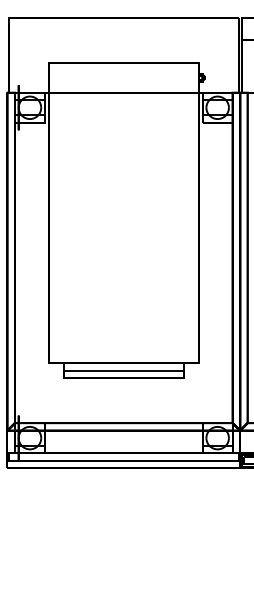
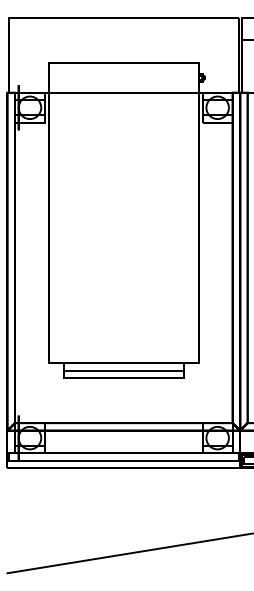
line: none -> present (128, 553)
